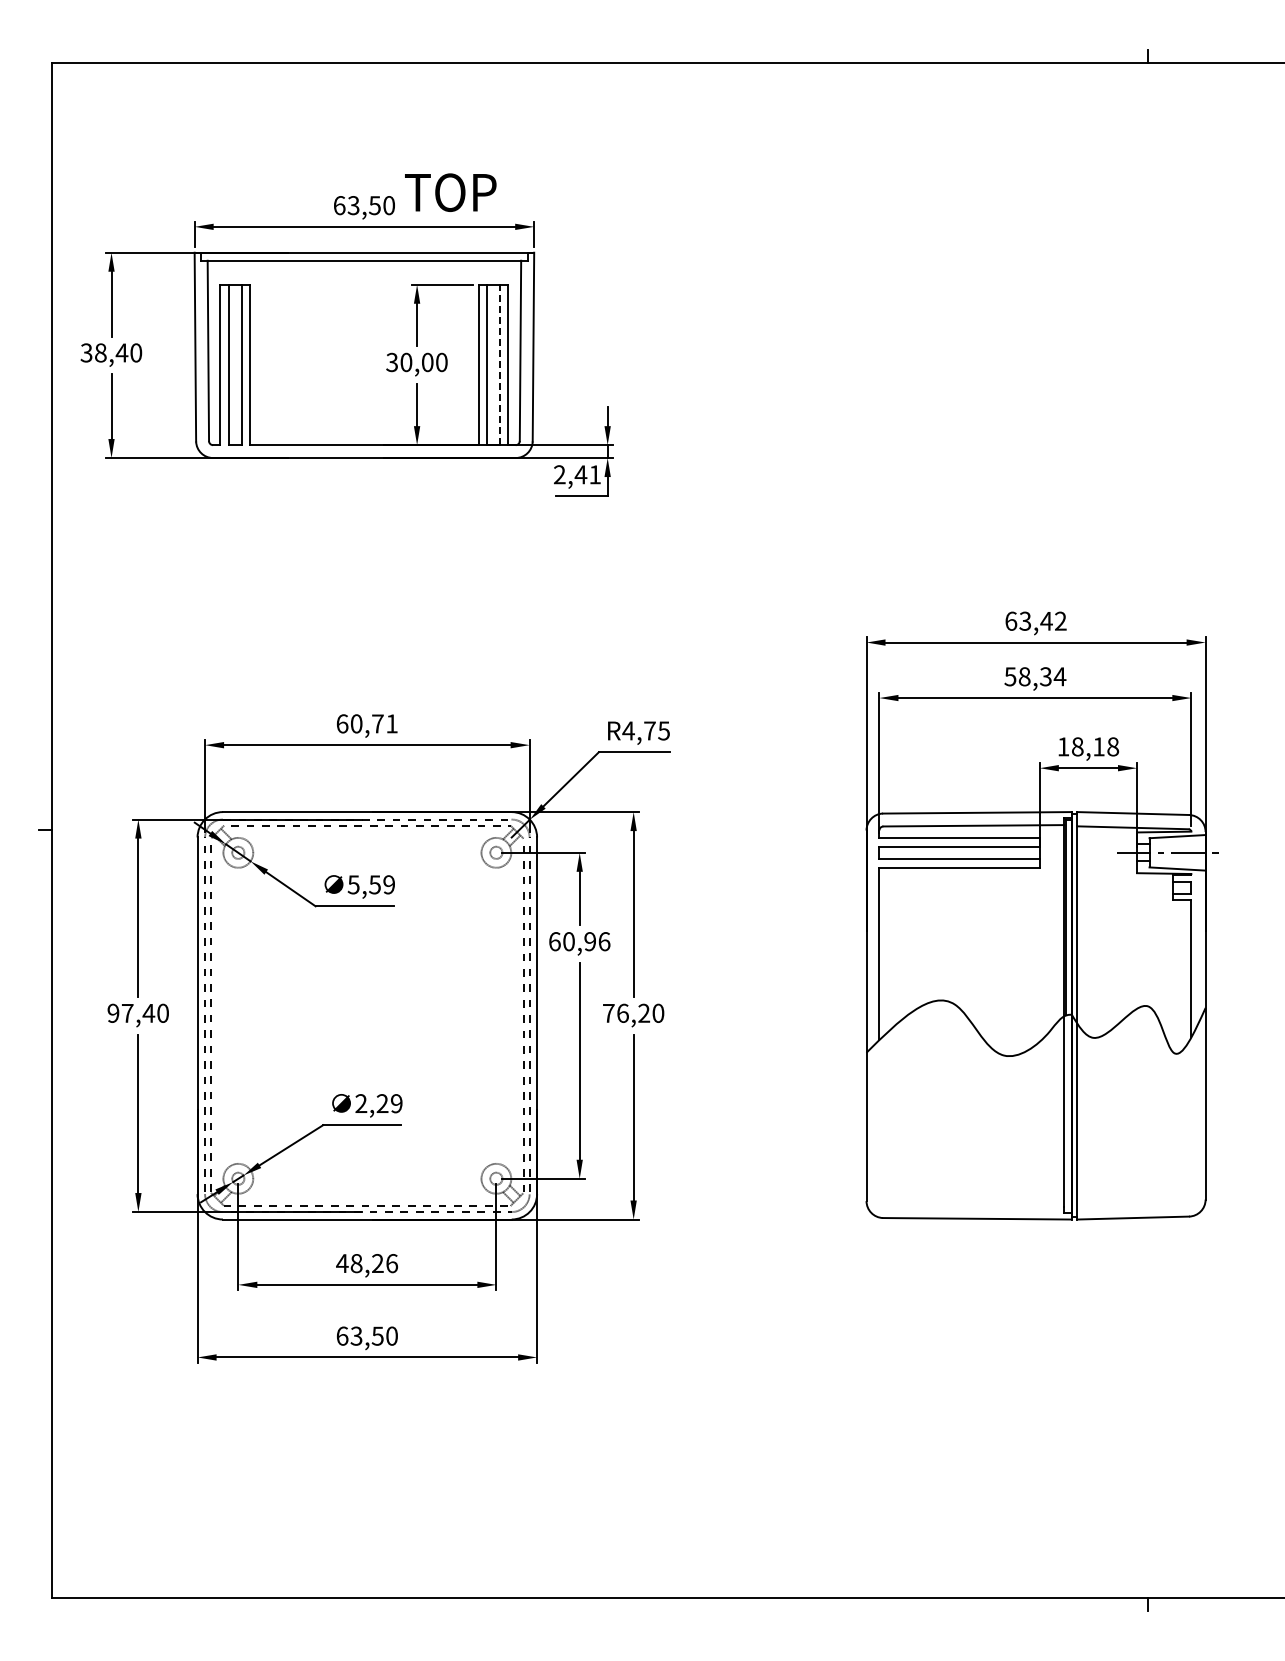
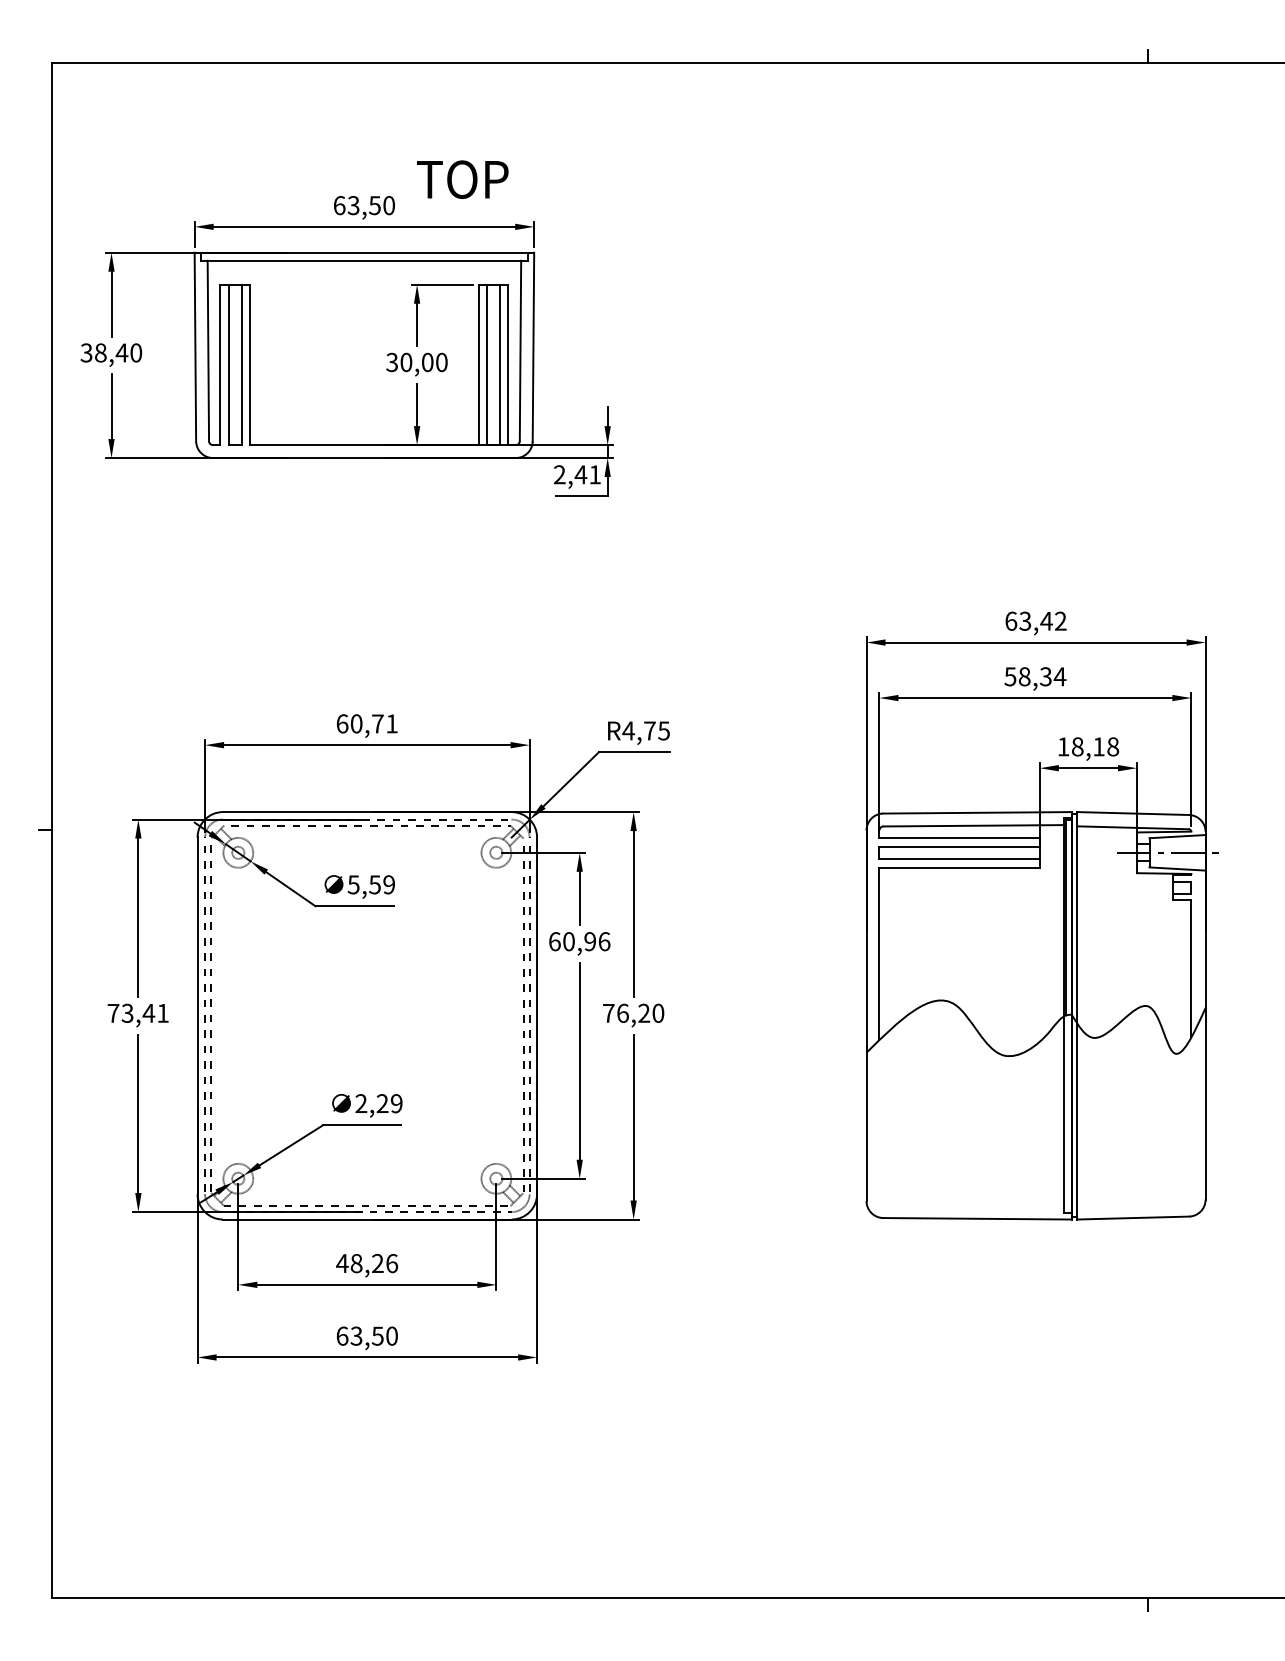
text position: (450, 192) -> (462, 179) (462, 179)
line: dashed -> solid (499, 364)
text: 97,40 -> 73,41 (137, 1012)
